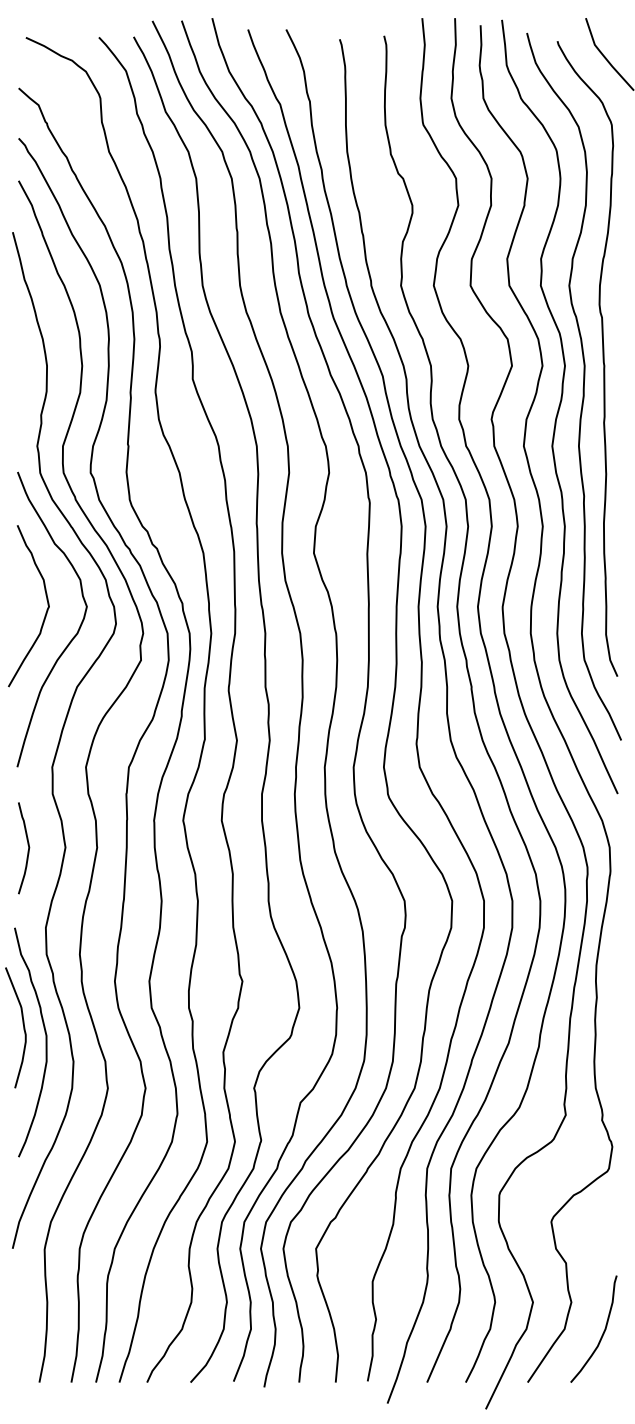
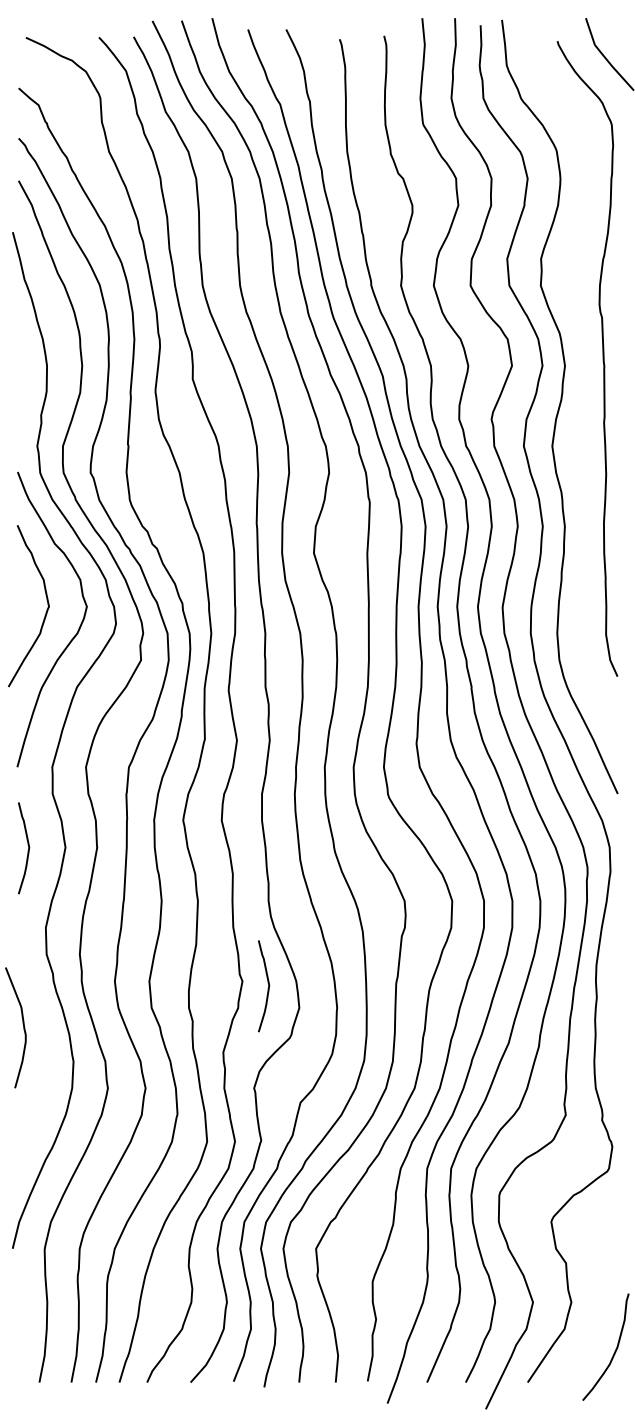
curve: present -> none (582, 388)
curve: none -> present (267, 988)
curve: present -> none (45, 1042)
curve position: (603, 1330) -> (615, 1348) (615, 1348)
